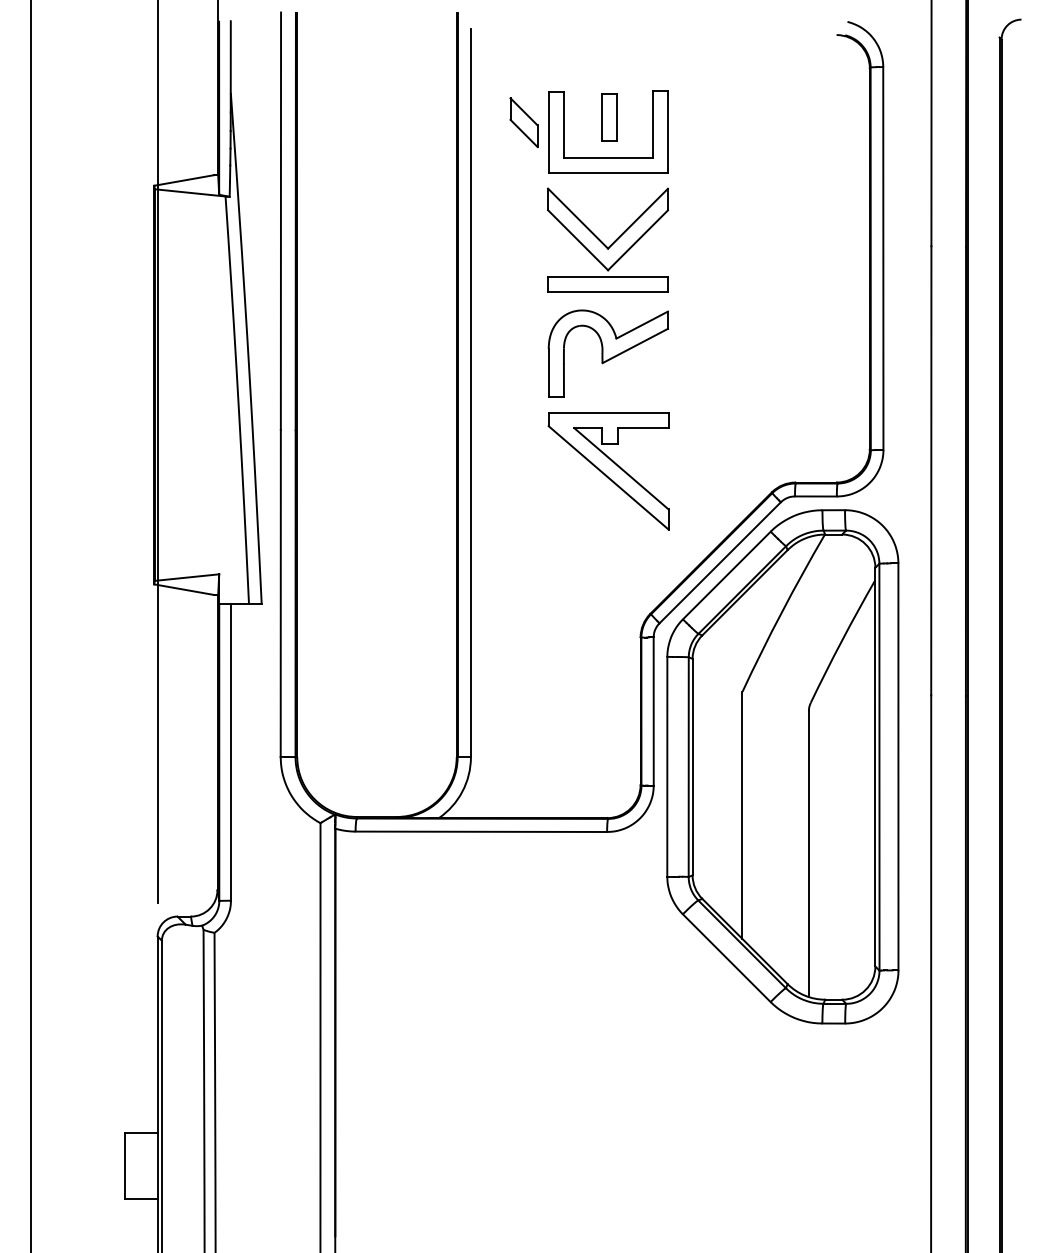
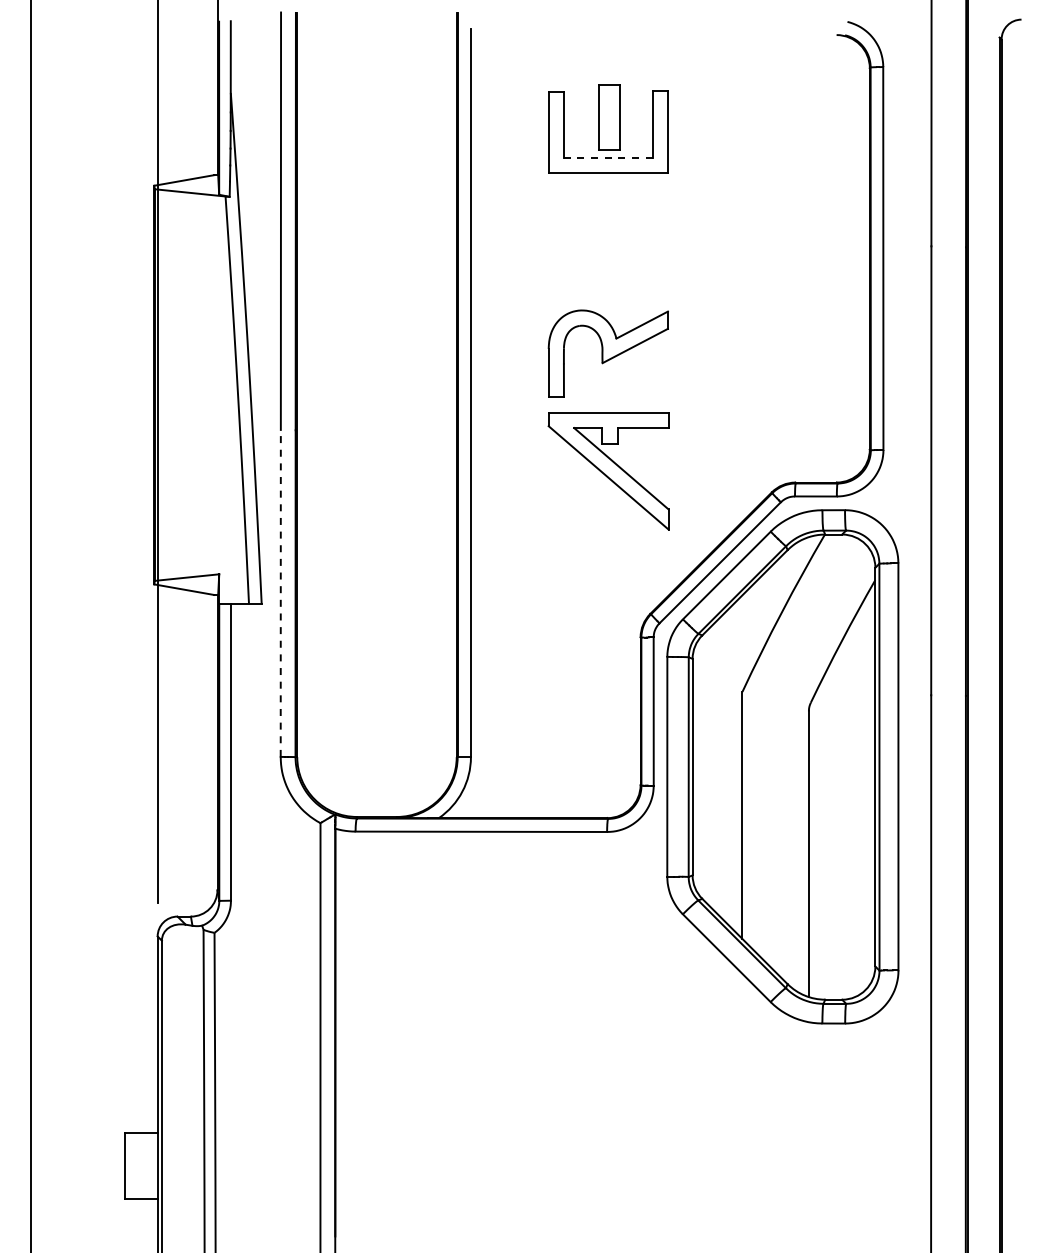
part size: 17x49 px -> 23x67 px (609, 117)
part: present -> none (523, 122)
line: solid -> dashed (607, 157)
part: present -> none (607, 239)
line: solid -> dashed (280, 592)
